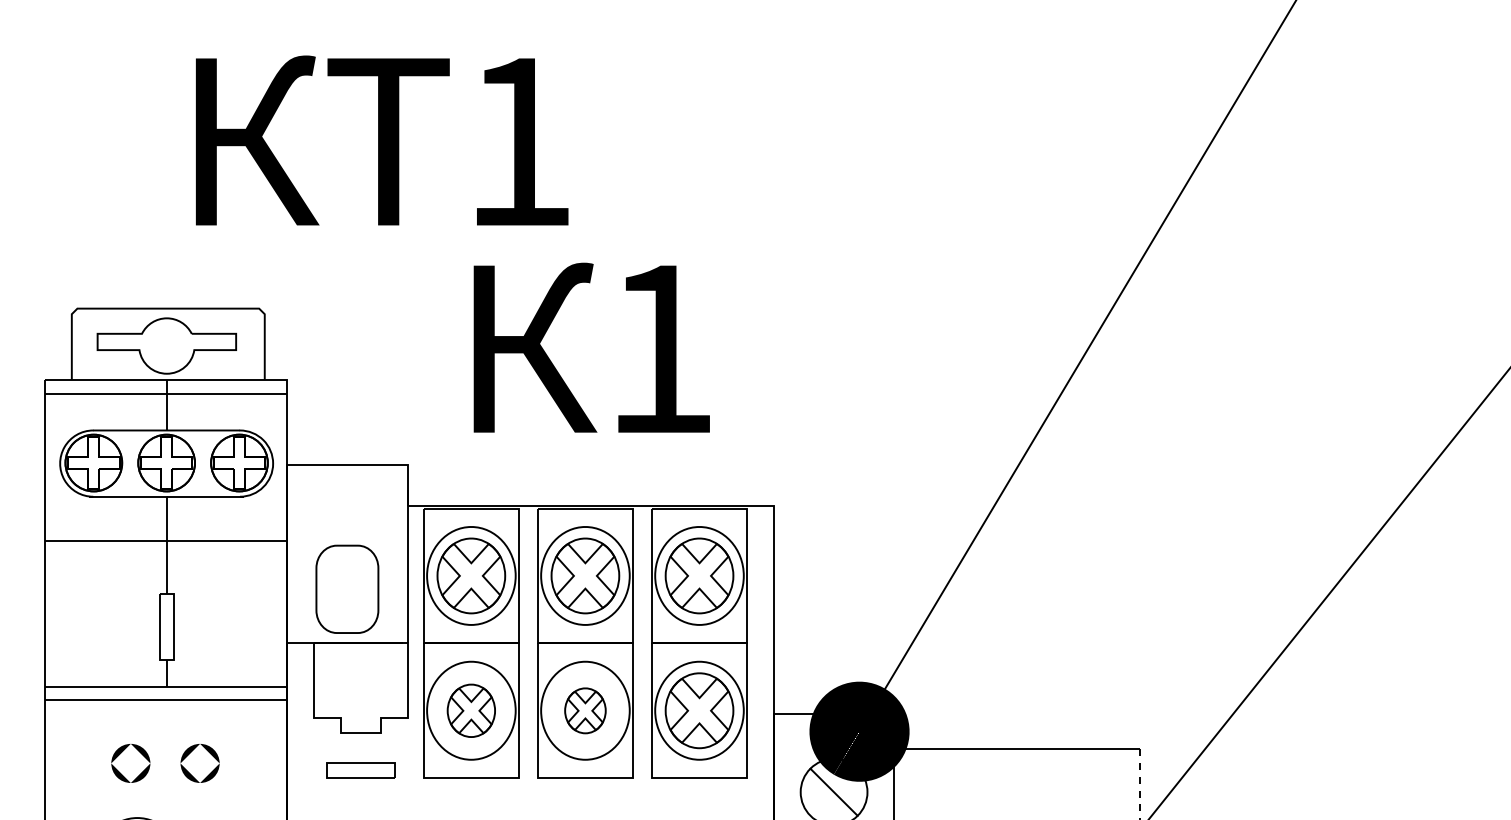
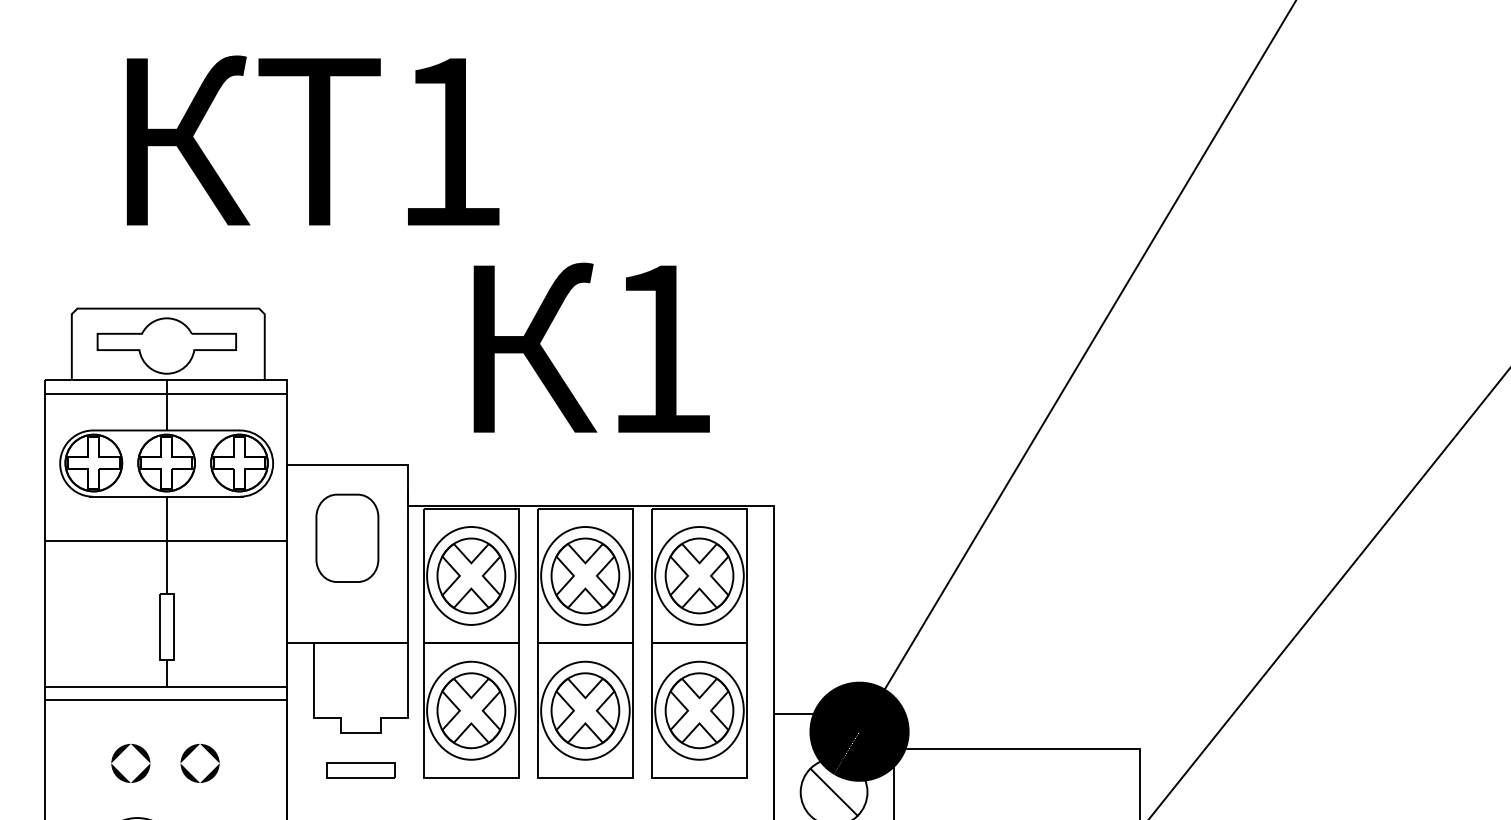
text position: (382, 140) -> (313, 140) (313, 140)
part position: (347, 588) -> (347, 537) (347, 537)
part size: 50x55 px -> 71x78 px (471, 710)
part size: 43x48 px -> 71x78 px (585, 710)
line: dashed -> solid (1139, 784)
